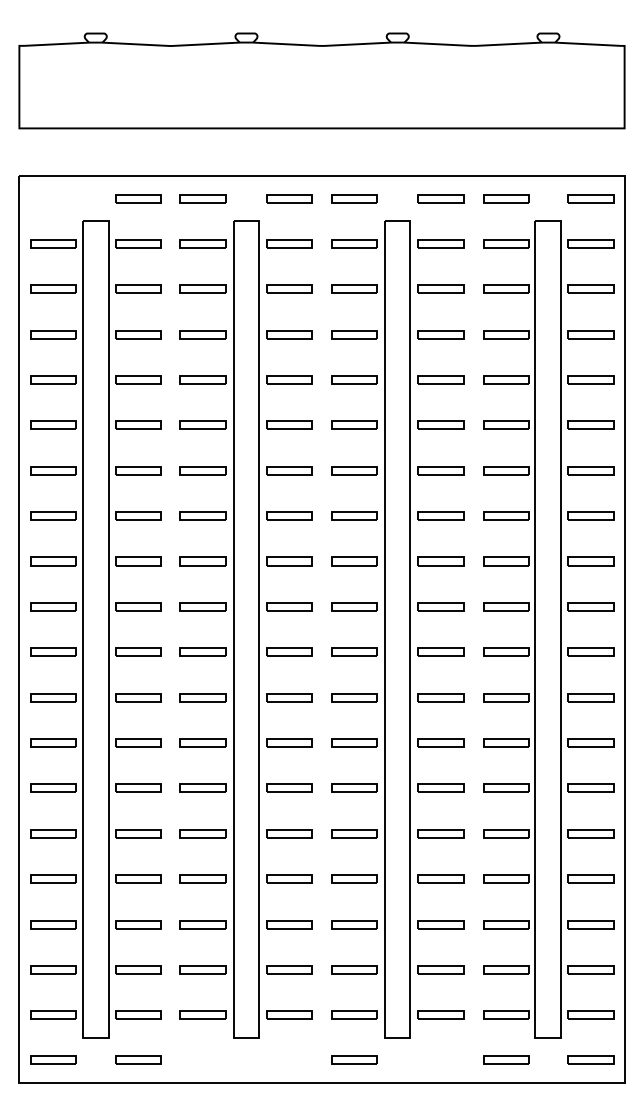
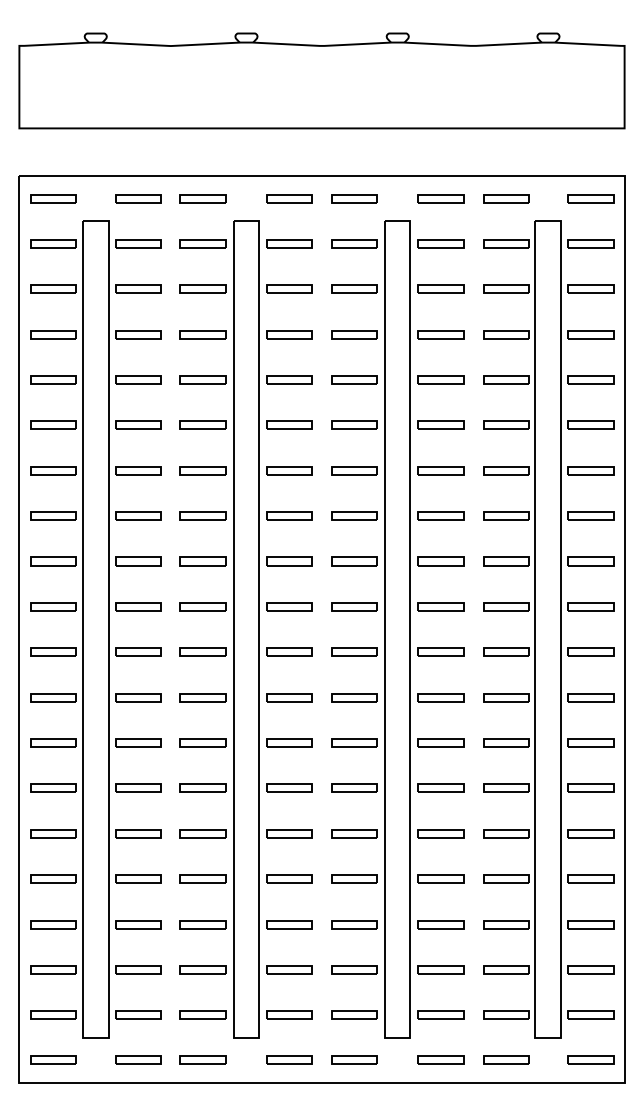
part: none -> present (53, 198)
part: none -> present (202, 1059)
part: none -> present (289, 1059)
part: none -> present (440, 1059)
